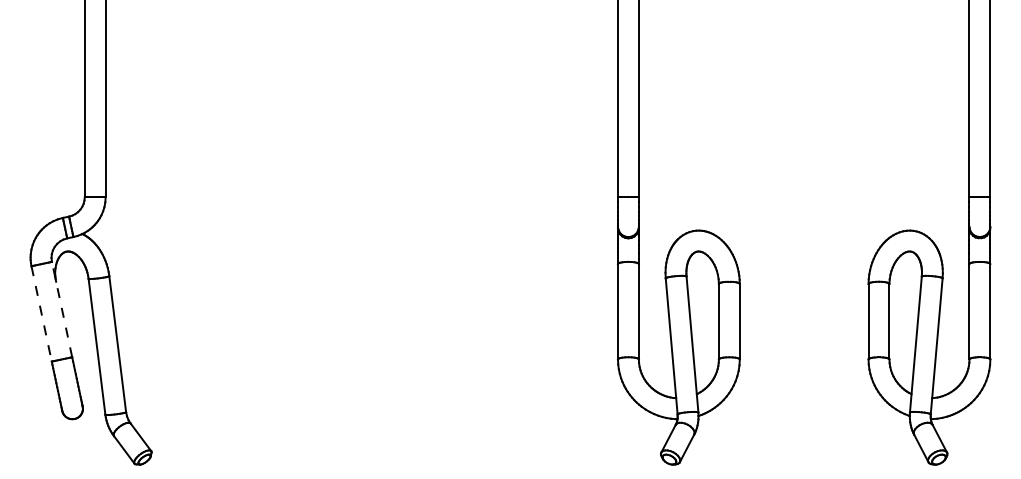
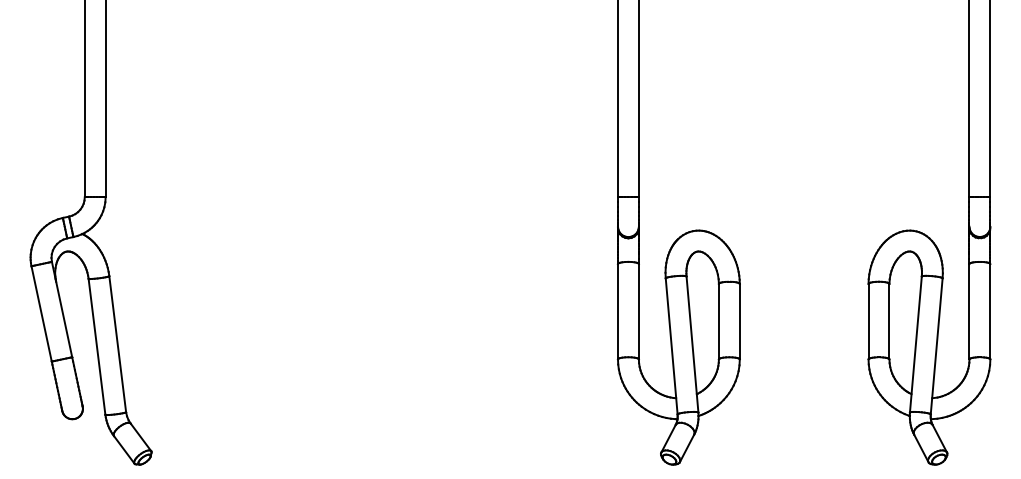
line: dashed -> solid (62, 309)
line: dashed -> solid (41, 313)
